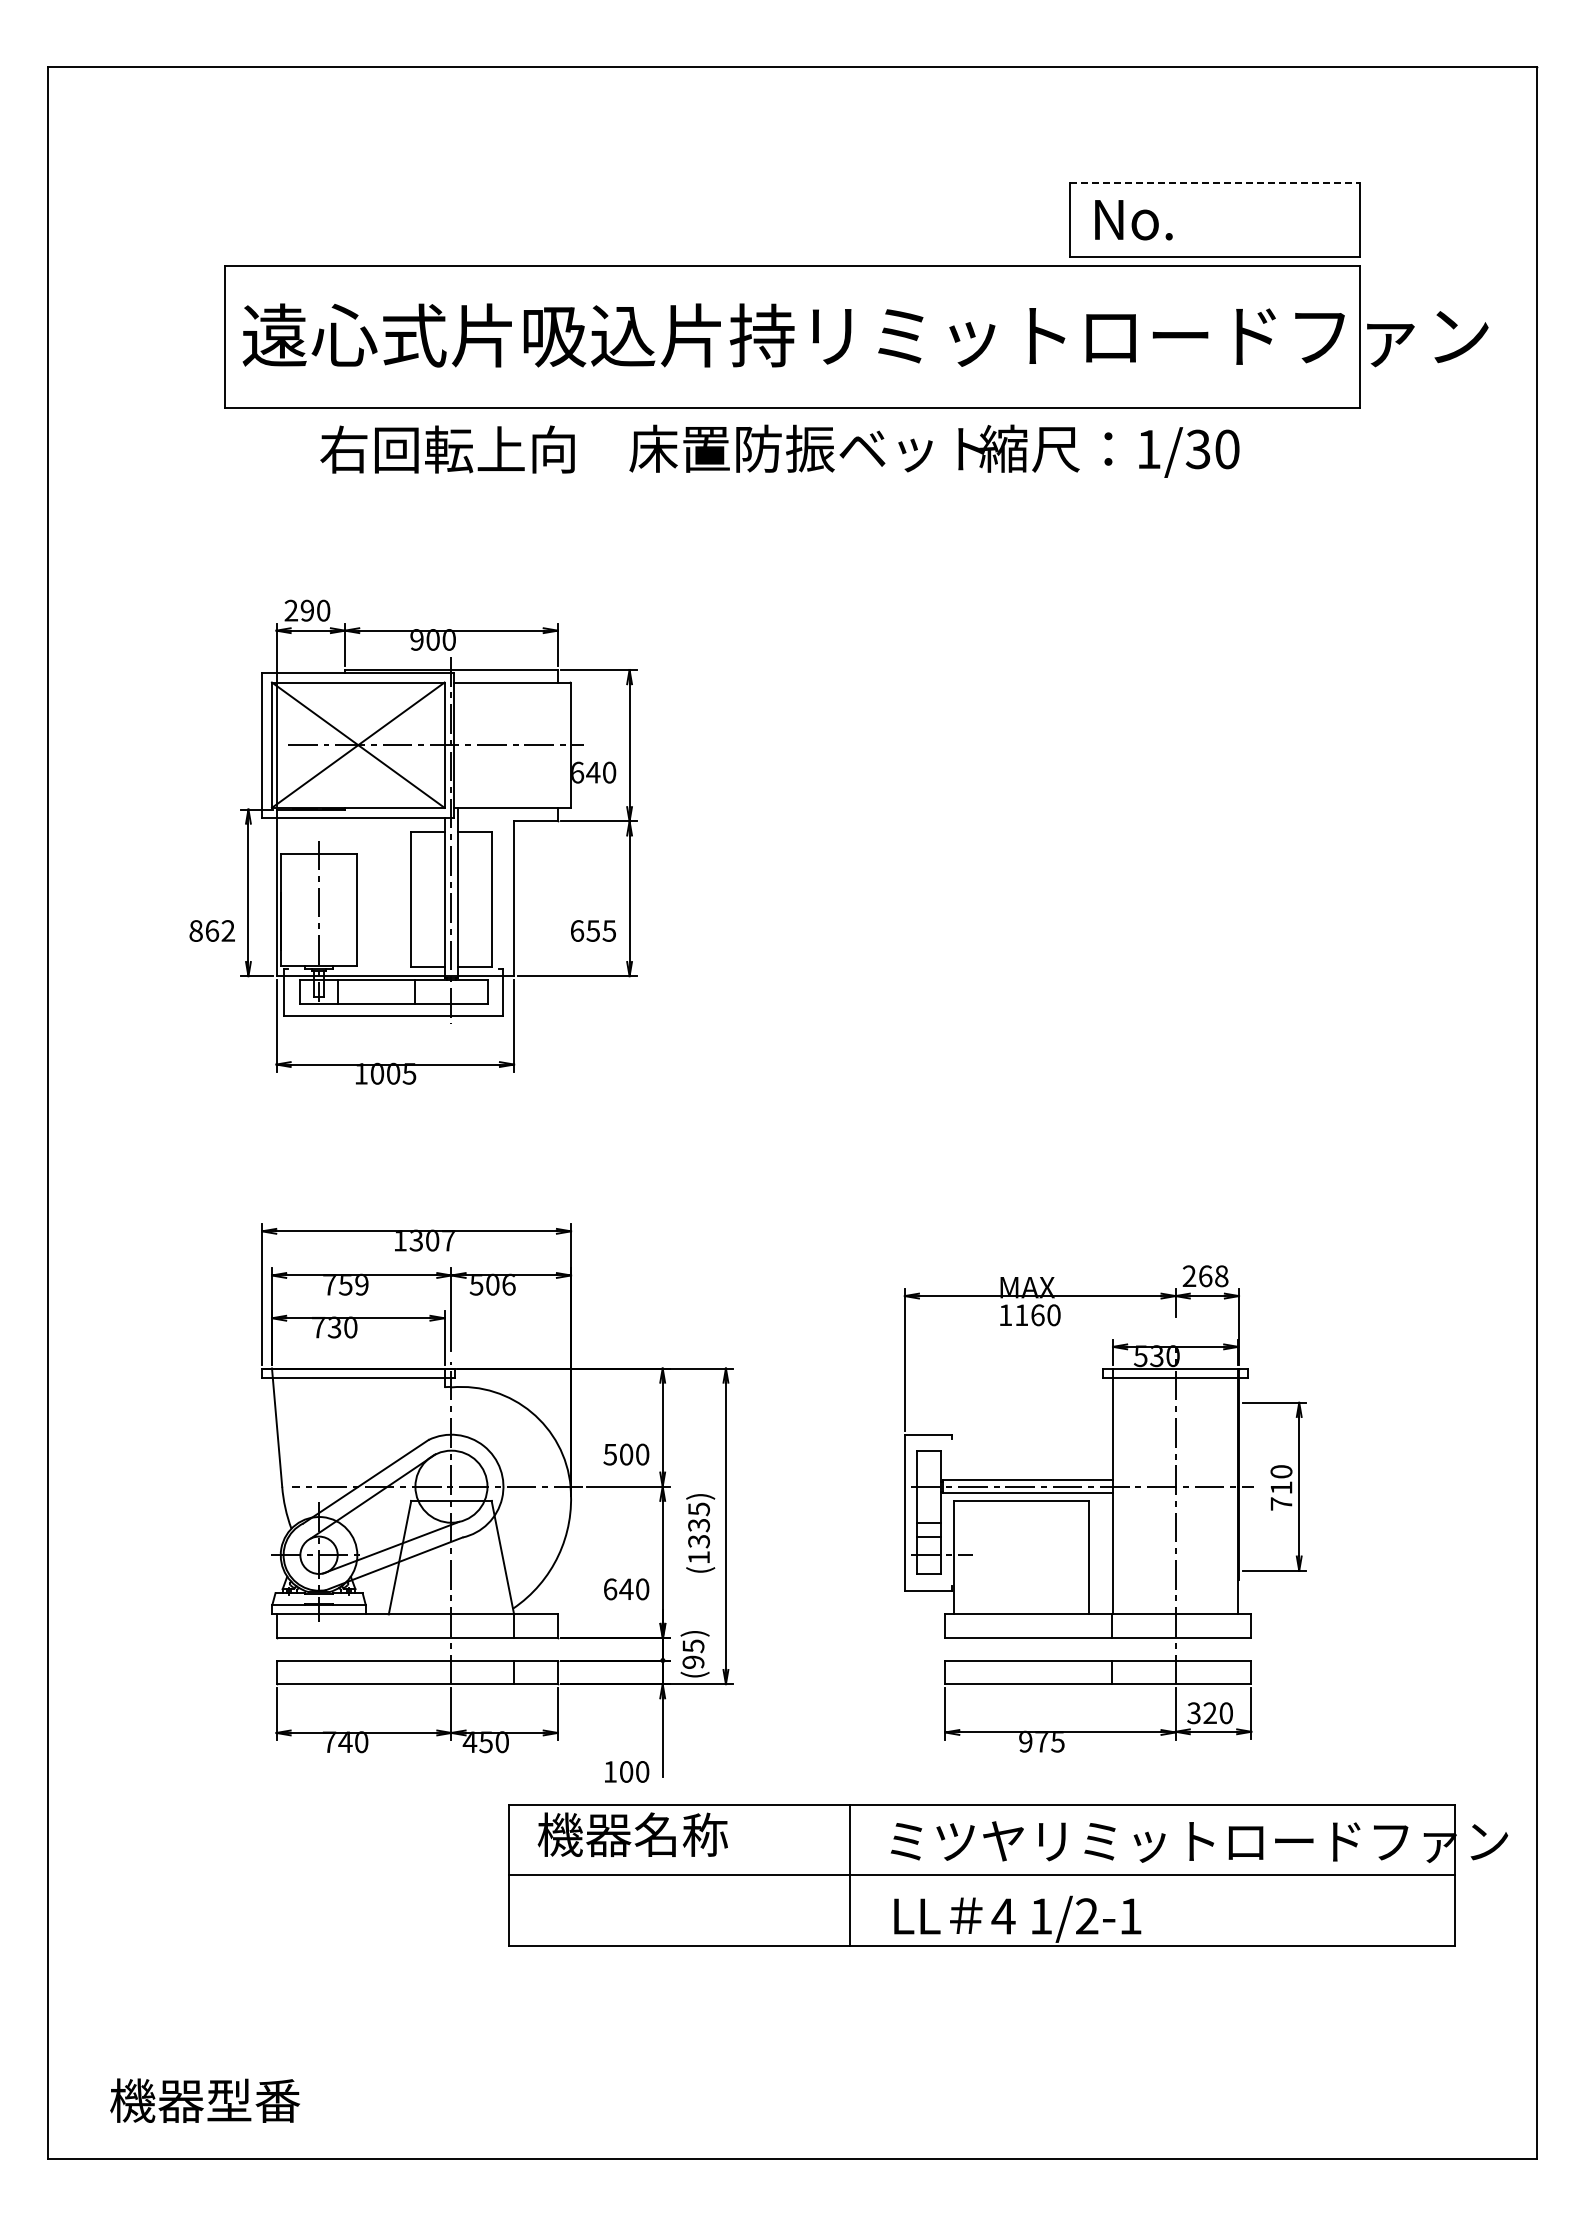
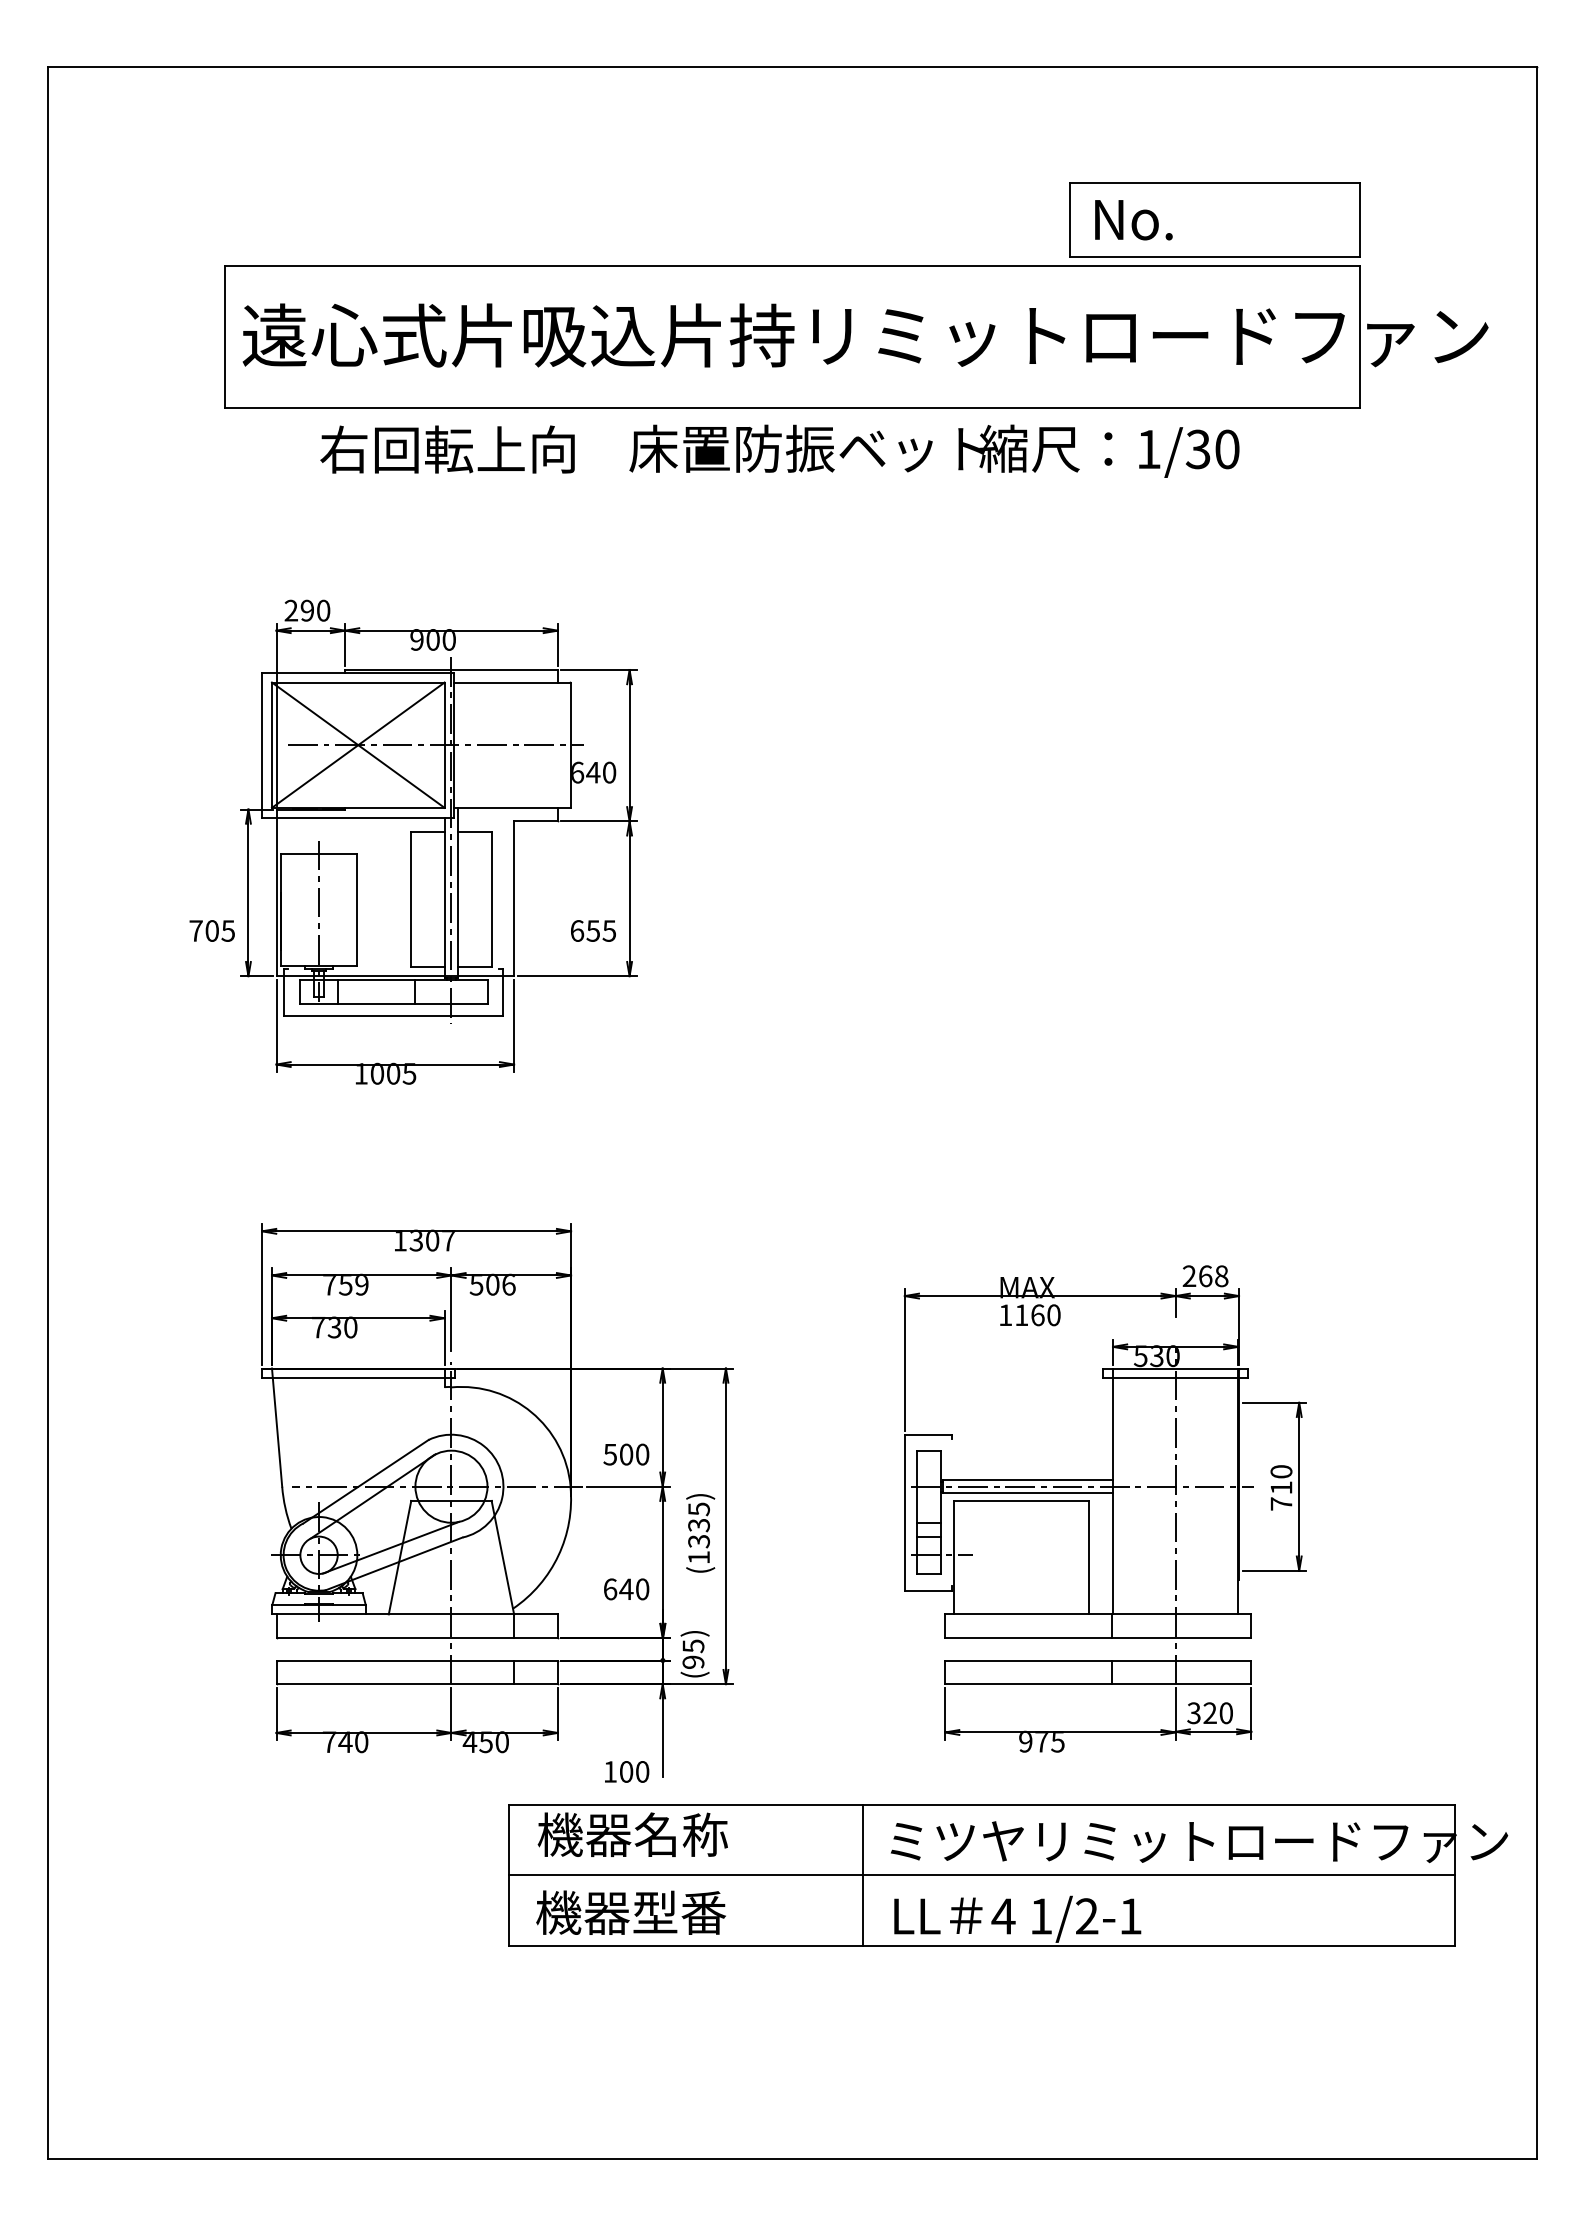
line: dashed -> solid (1215, 182)
text: 862 -> 705 (211, 930)
line position: (850, 1875) -> (863, 1875) (863, 1875)
text position: (204, 2100) -> (630, 1912) (630, 1912)
